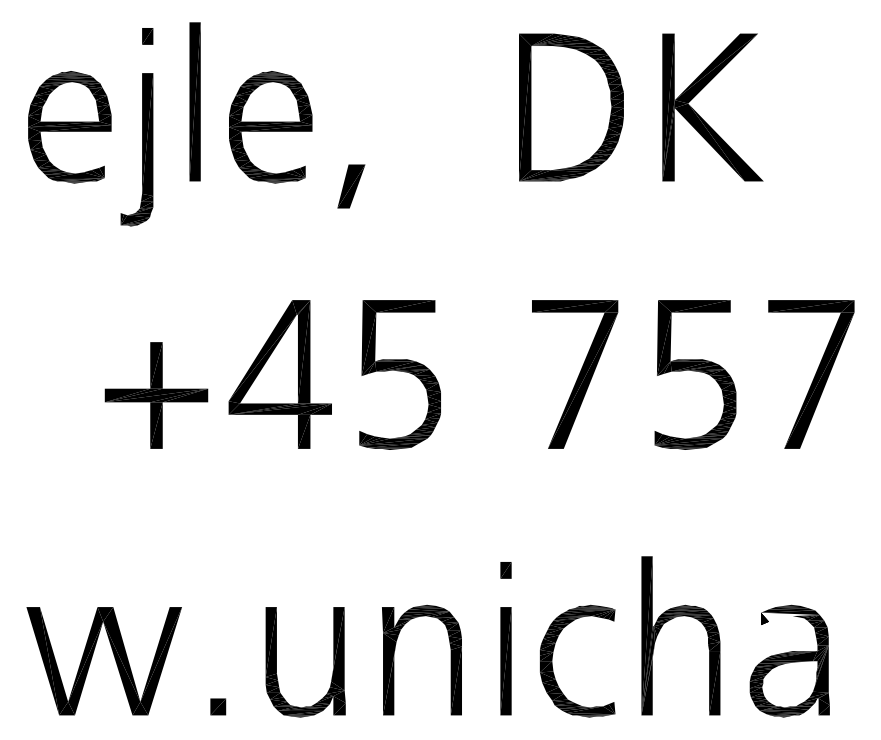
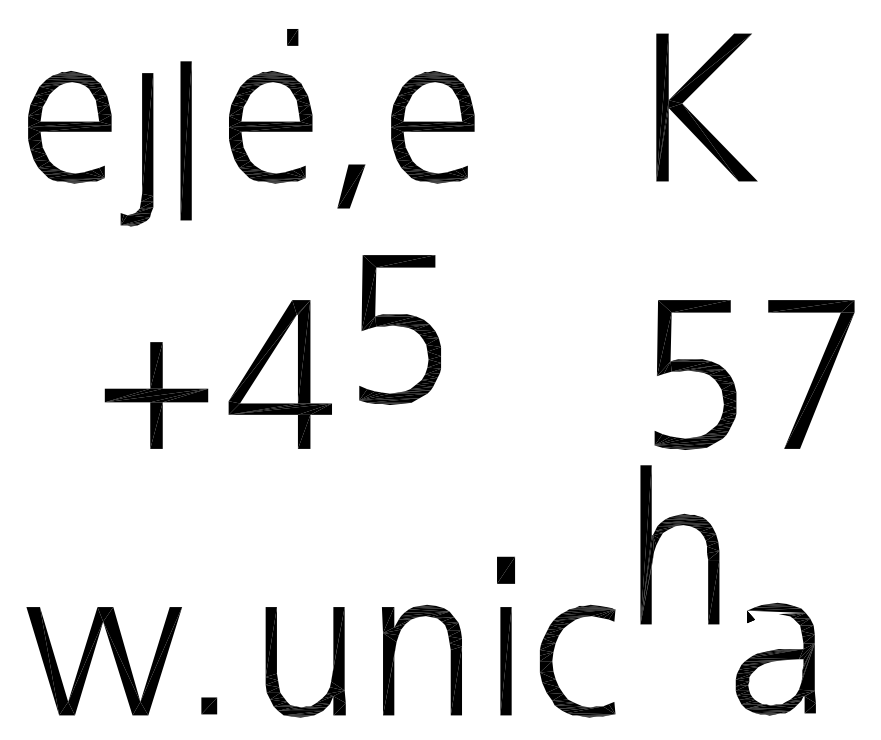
part position: (147, 36) -> (292, 37) (292, 37)
part position: (194, 101) -> (185, 140) (185, 140)
part: present -> none (571, 107)
part position: (701, 117) -> (695, 117) (695, 117)
part: none -> present (432, 127)
part position: (399, 374) -> (399, 329) (399, 329)
part: present -> none (575, 374)
part size: 12x17 px -> 18x28 px (505, 569)
part position: (672, 619) -> (671, 528) (671, 528)
part position: (789, 660) -> (775, 658) (775, 658)
part position: (218, 706) -> (209, 705) (209, 705)
